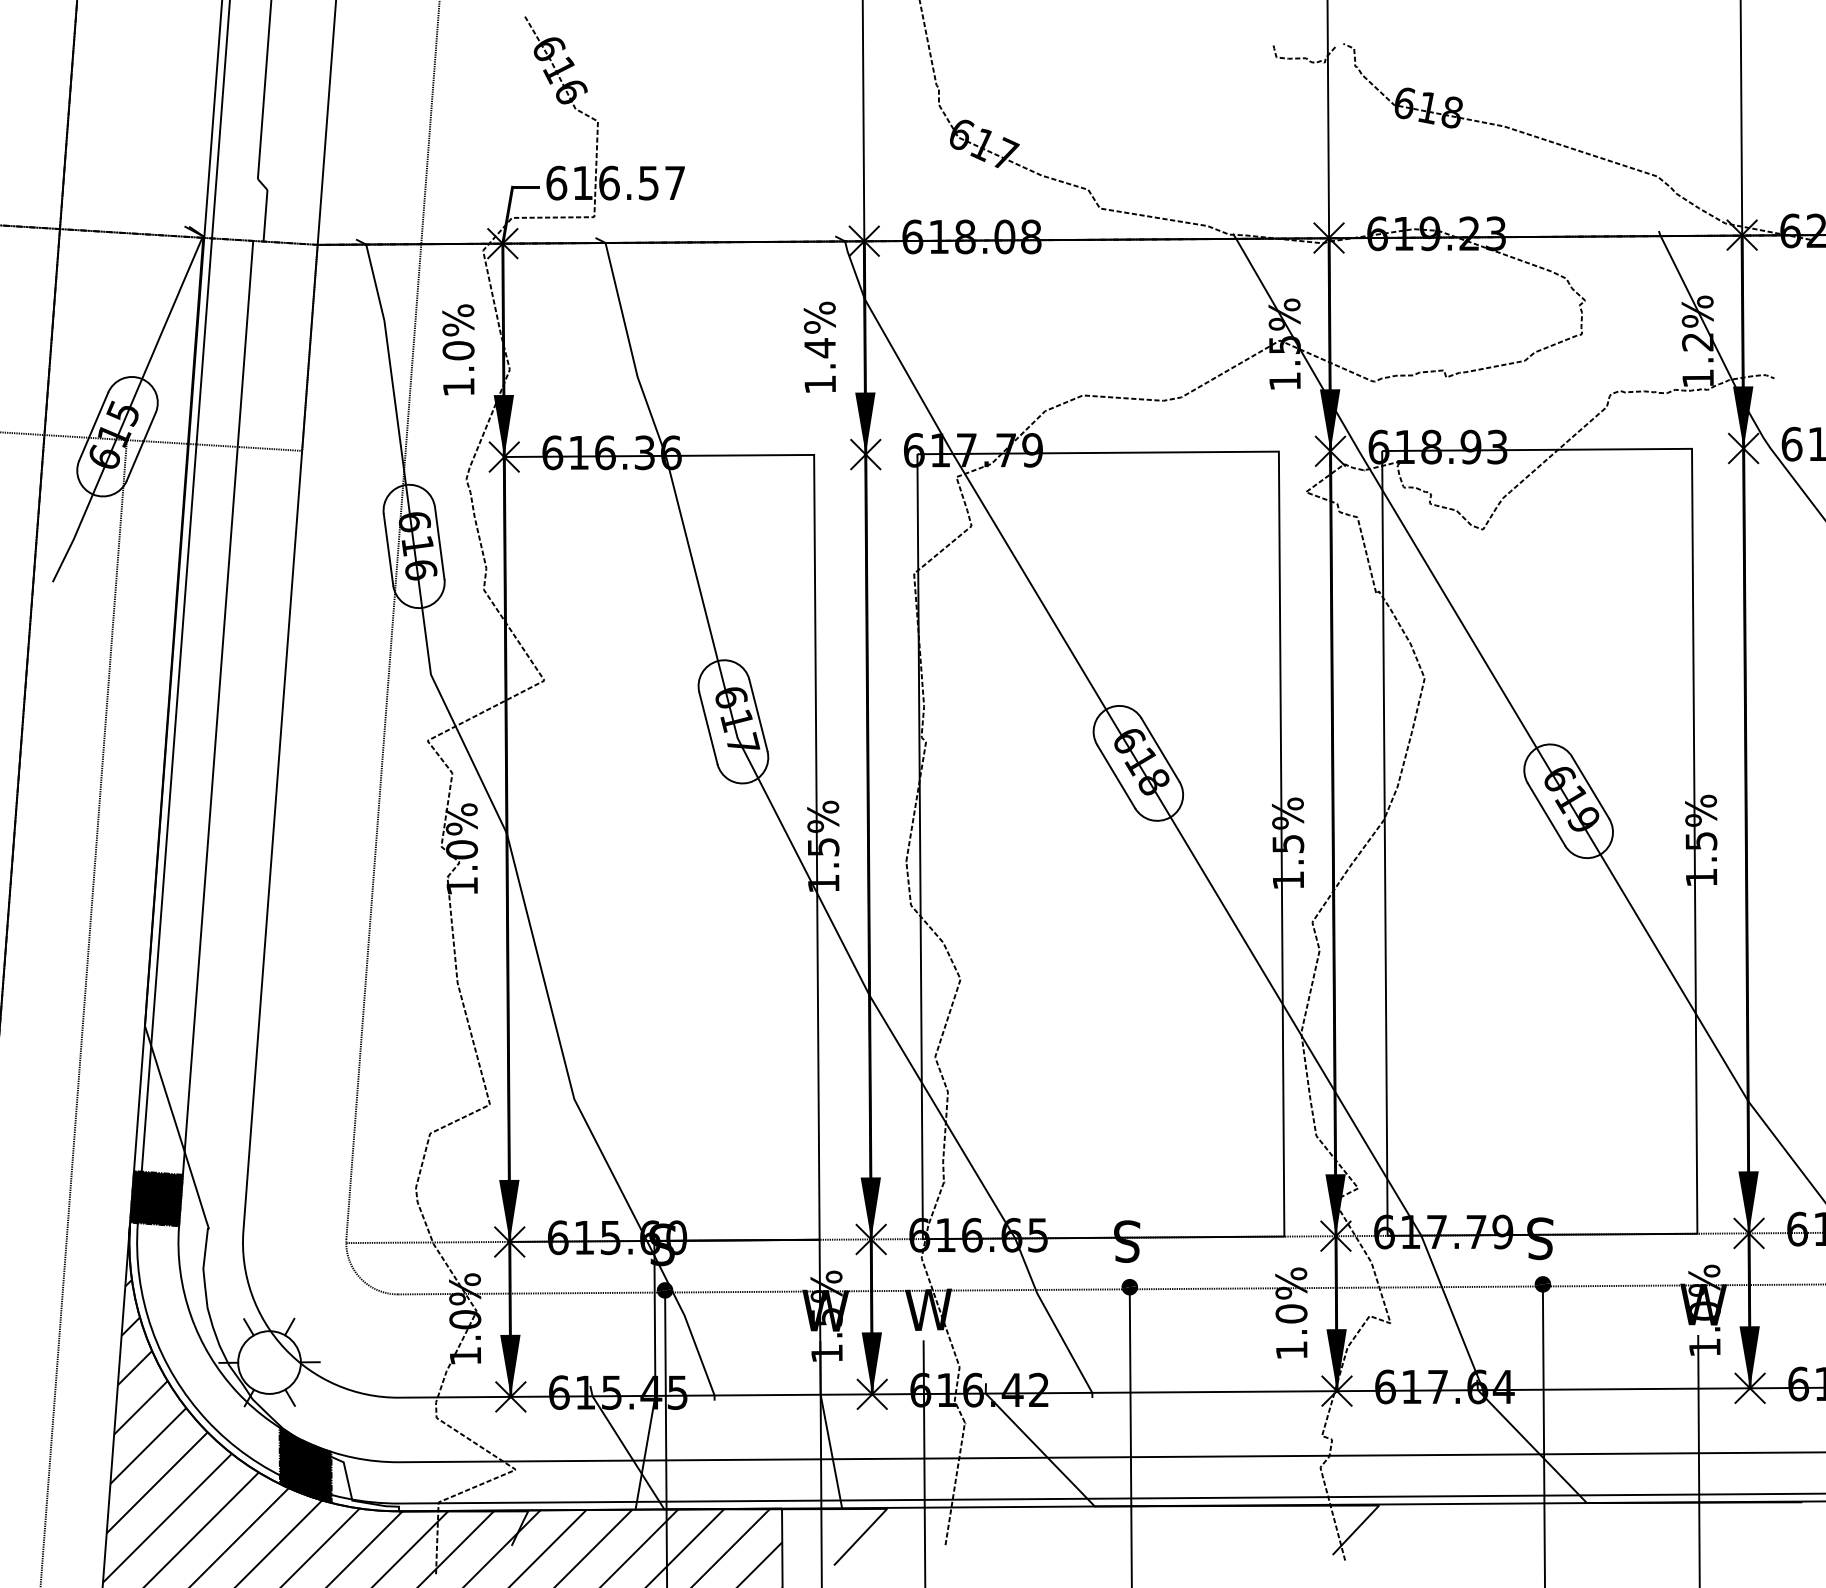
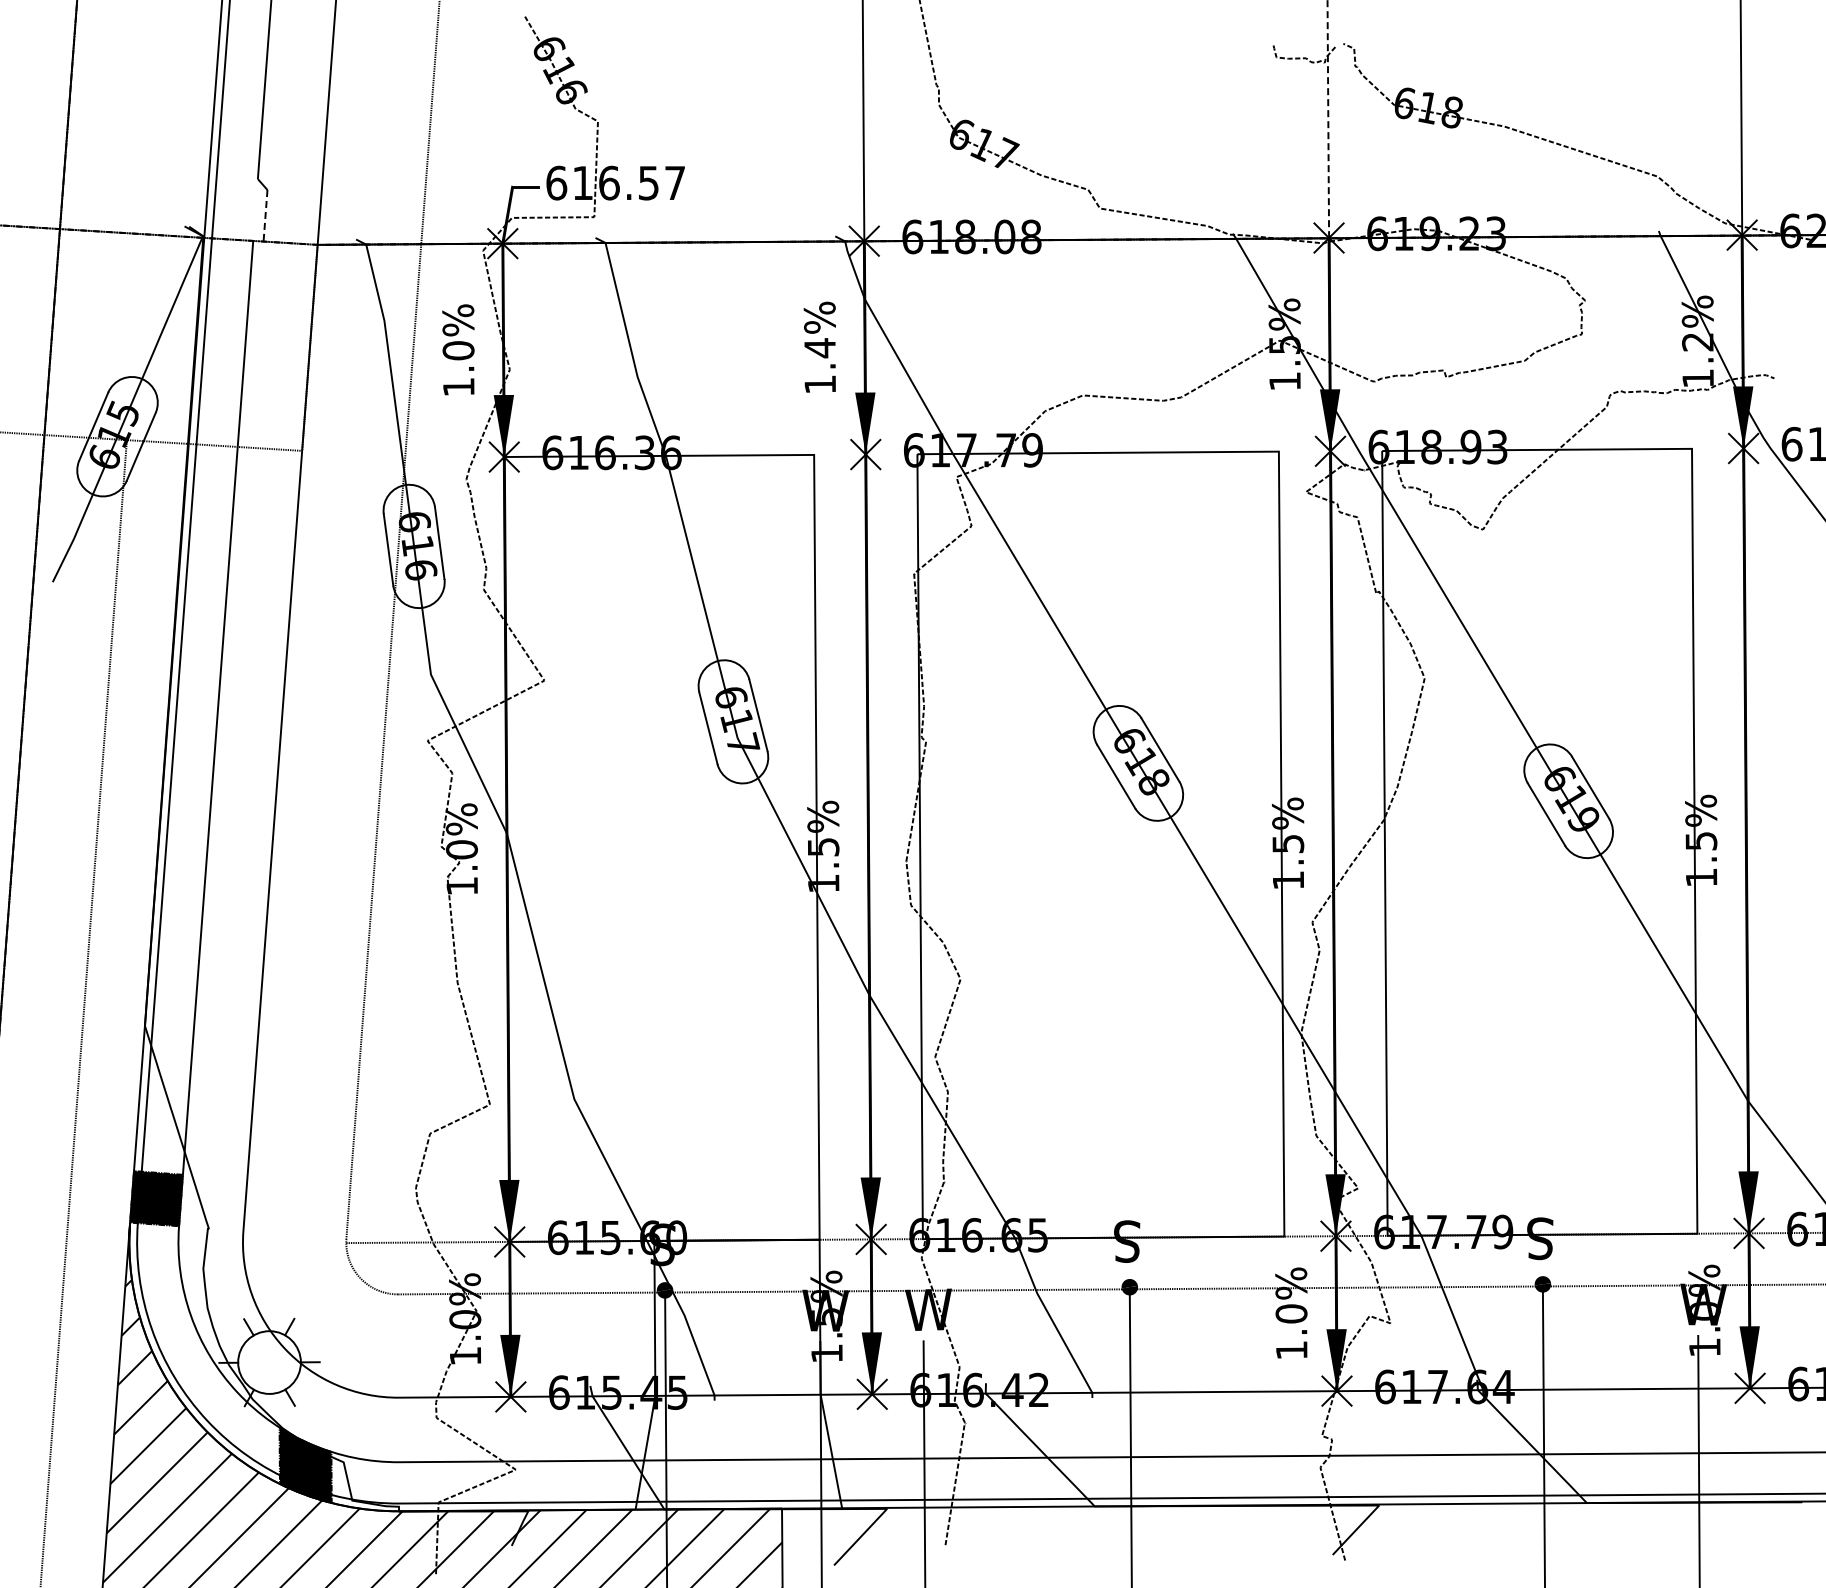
line: solid -> dashed (1328, 119)
line: solid -> dashed (265, 215)
